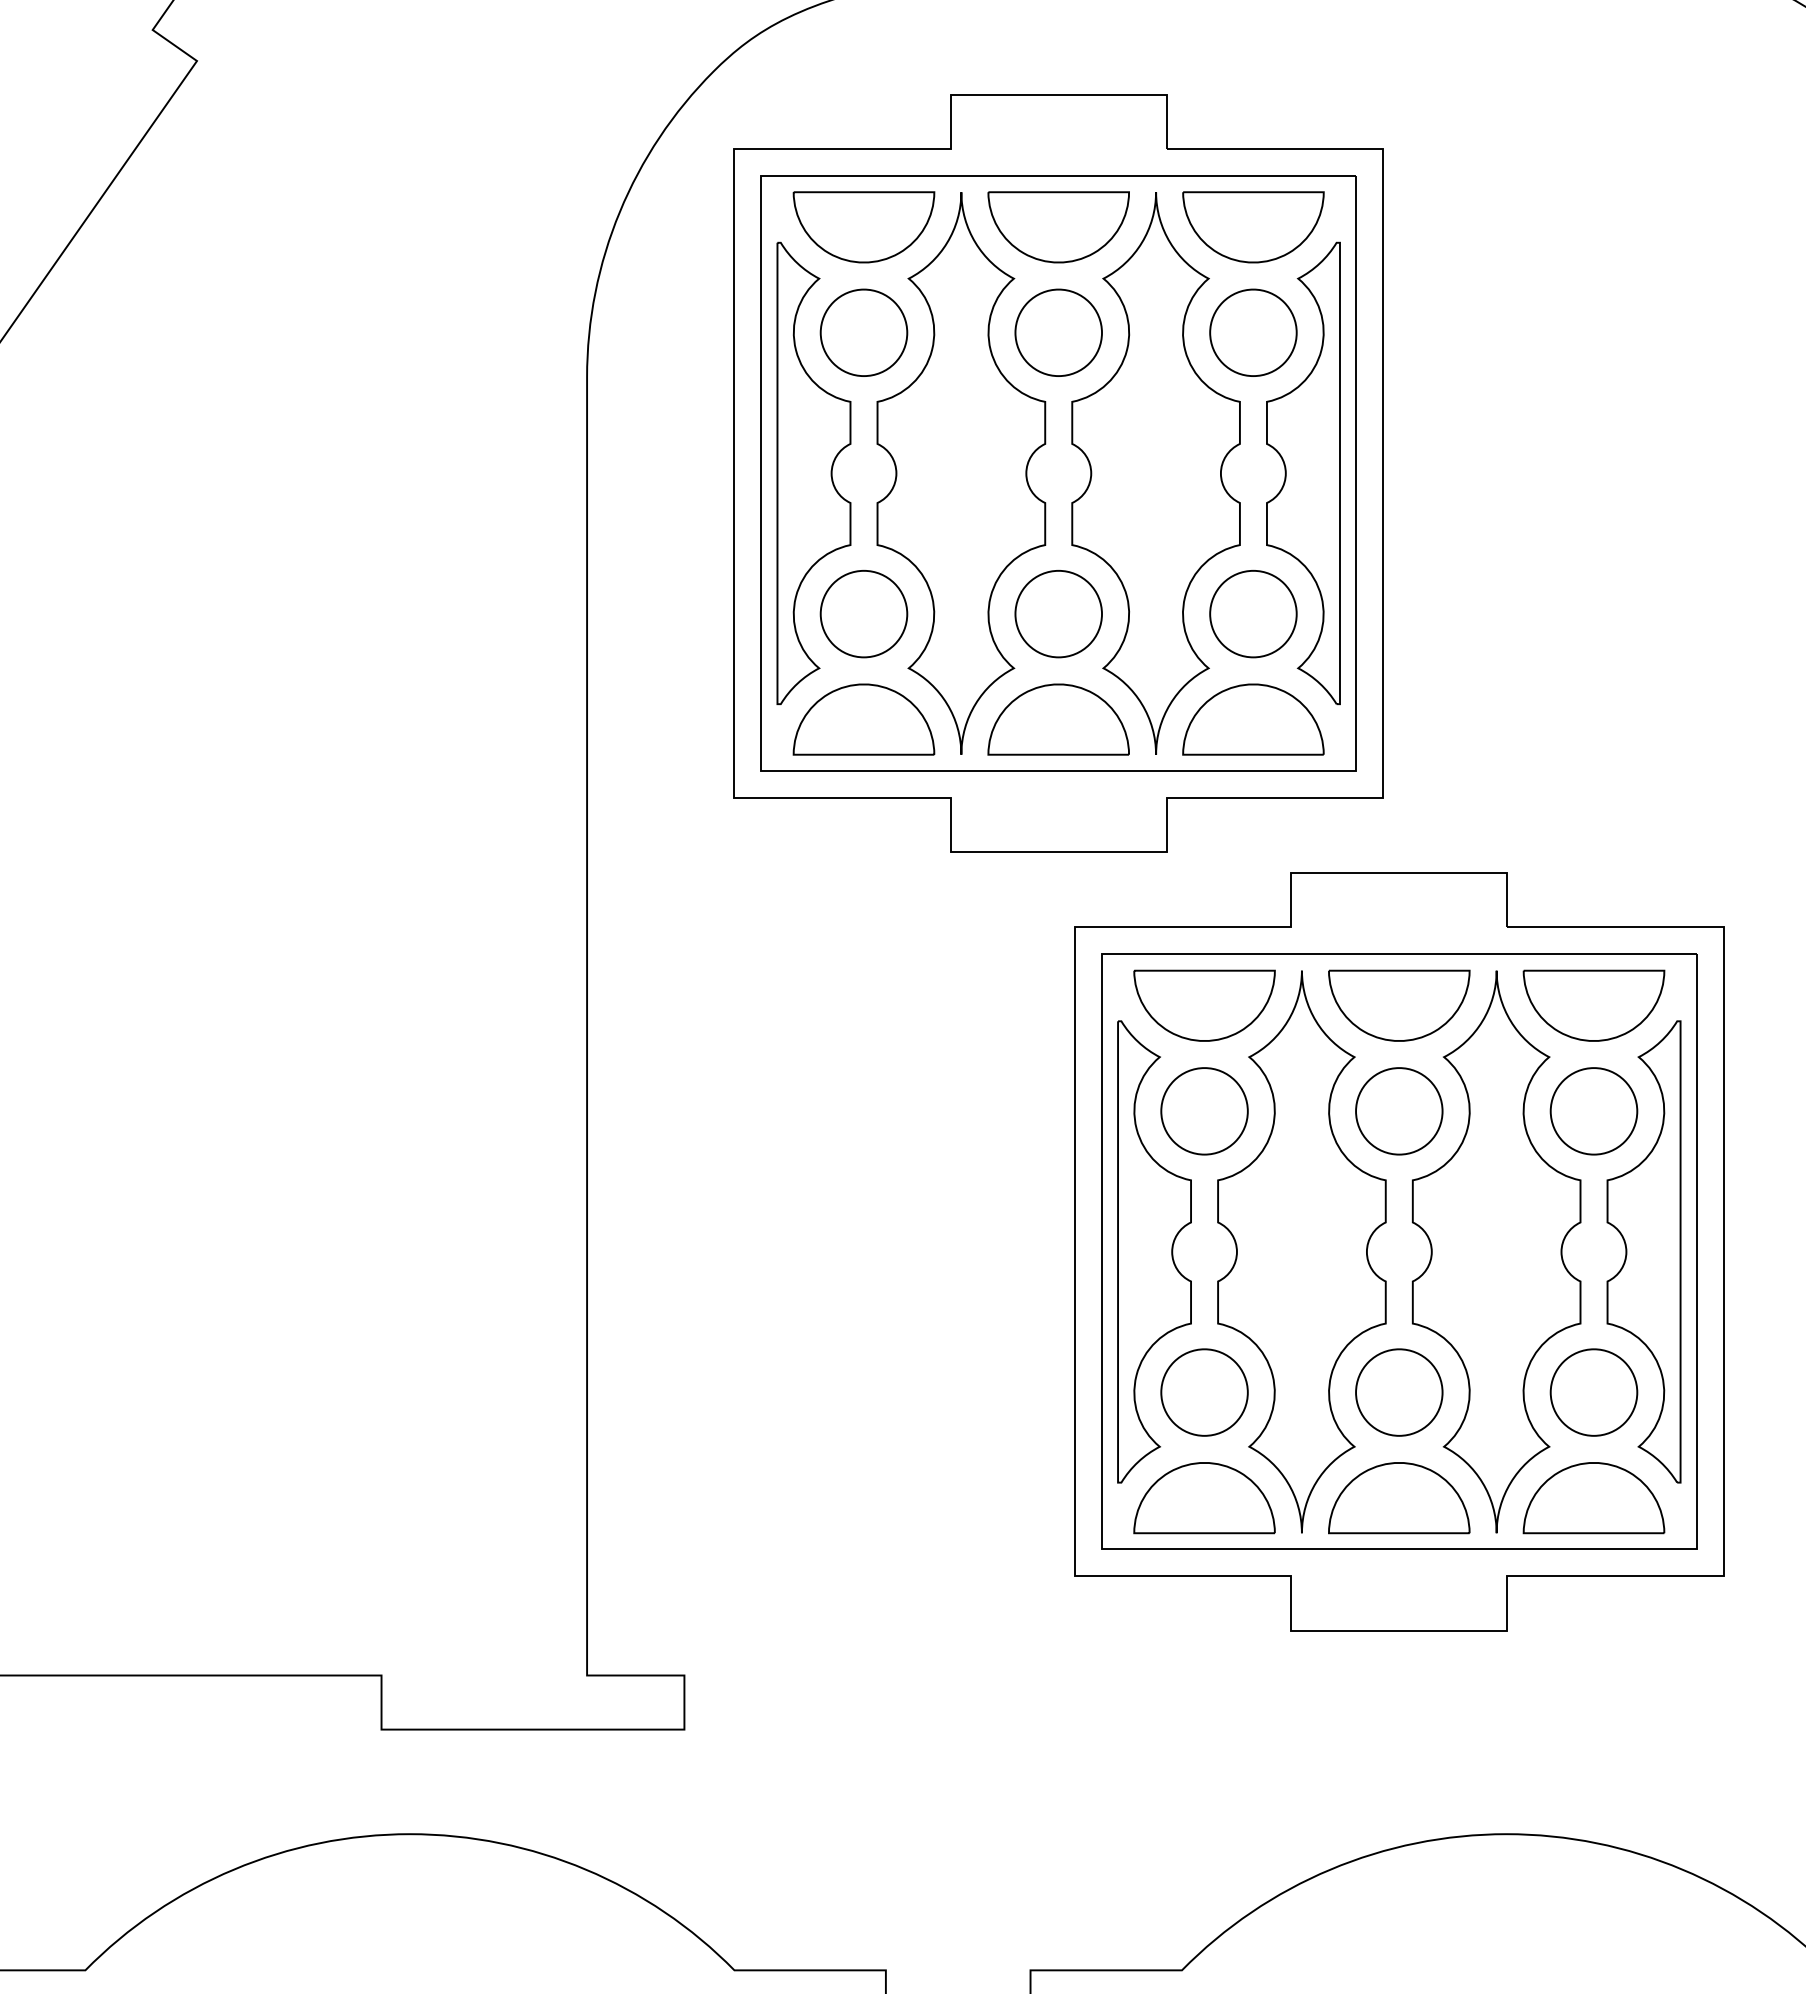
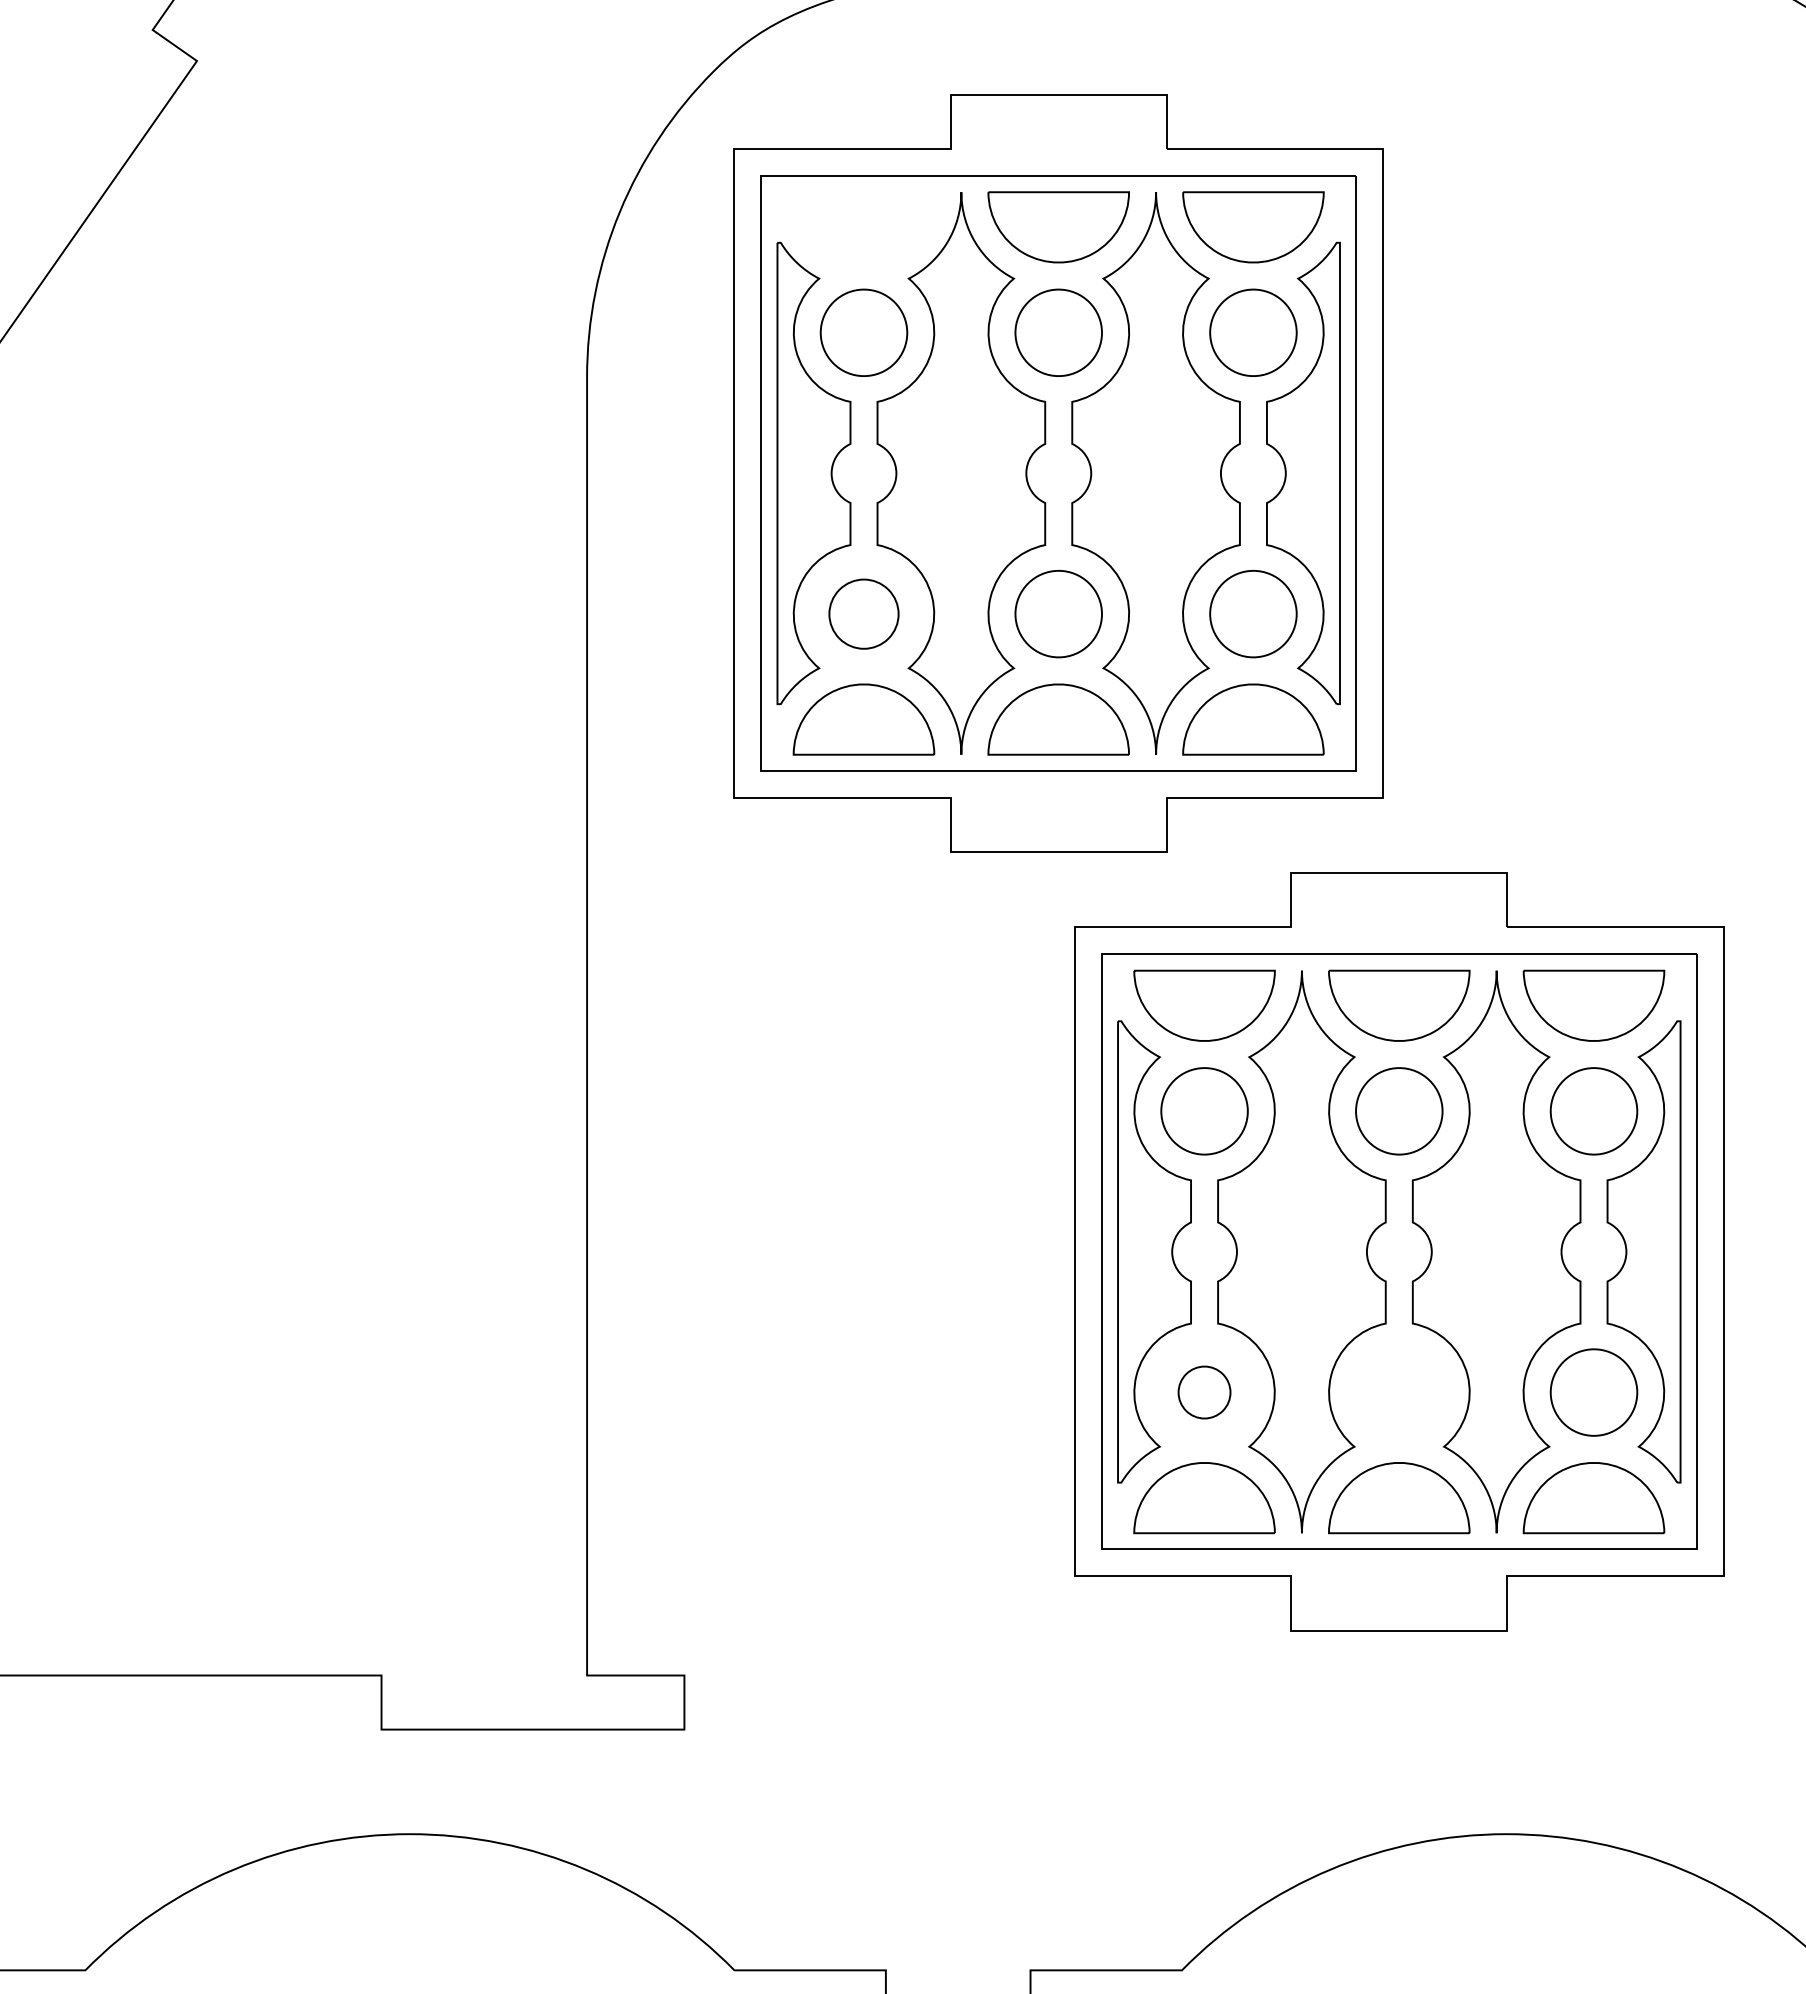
part: present -> none (863, 227)
part size: 90x89 px -> 72x72 px (863, 613)
part size: 89x89 px -> 55x55 px (1204, 1392)
part: present -> none (1399, 1392)
